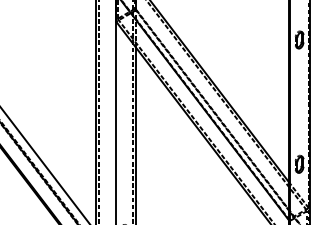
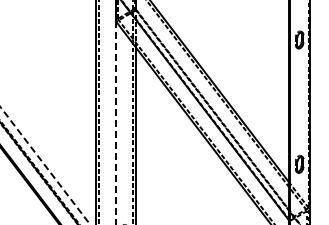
line: solid -> dashed (116, 111)
line: solid -> dashed (45, 165)
